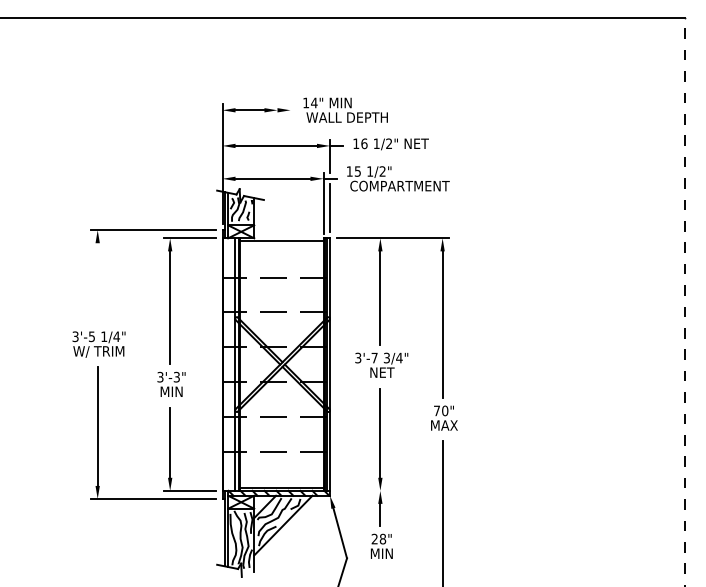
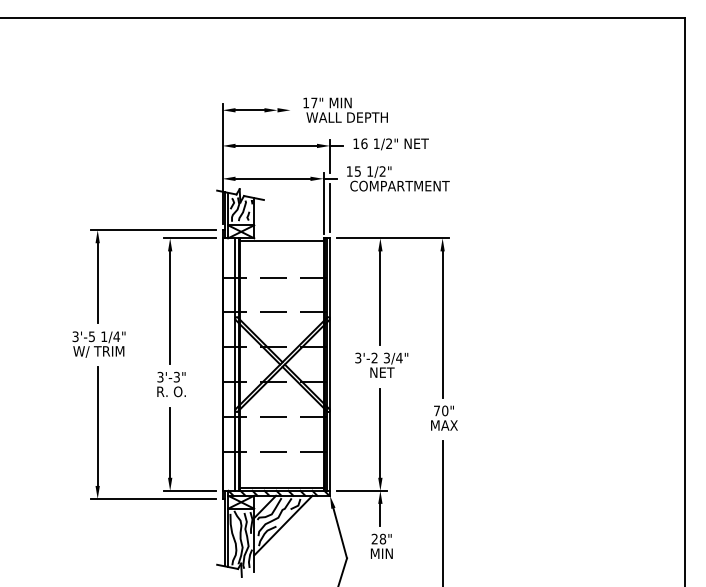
text: 14" -> 17" (314, 102)
line: none -> present (97, 283)
line: dashed -> solid (684, 301)
text: 3'-7 -> 3'-2 (374, 357)
text: MIN -> R. O. (171, 391)
line: none -> present (361, 490)
